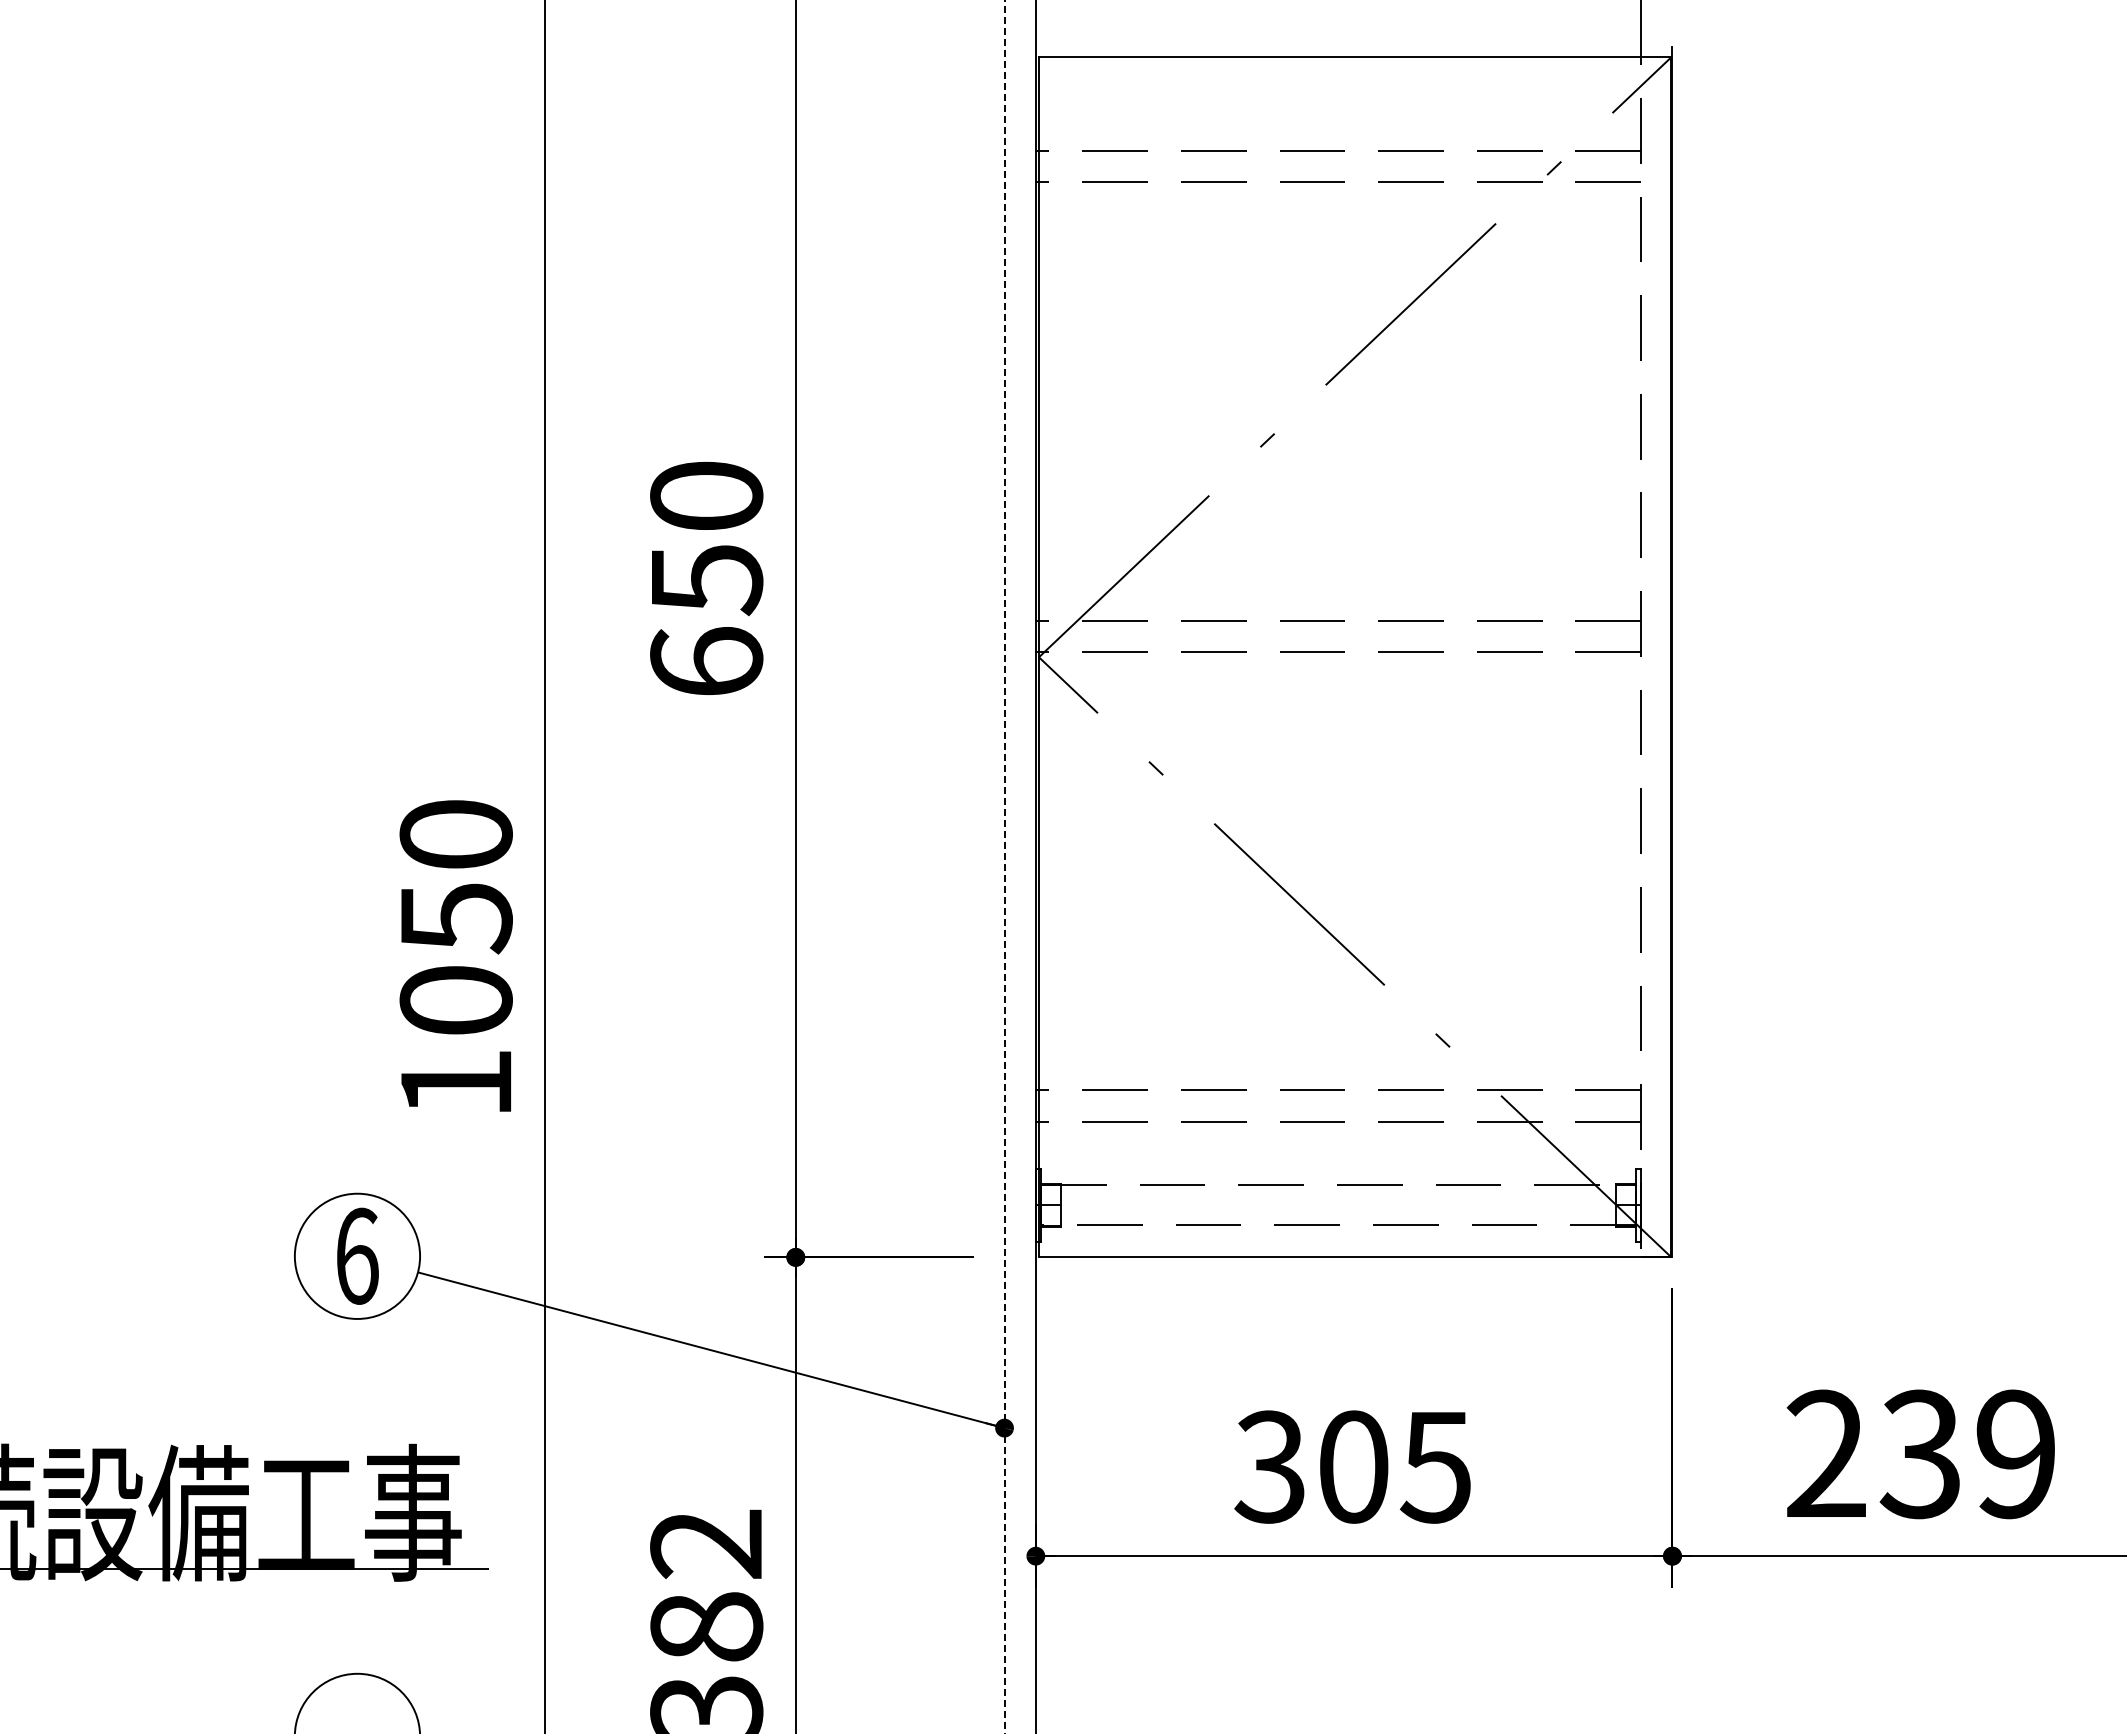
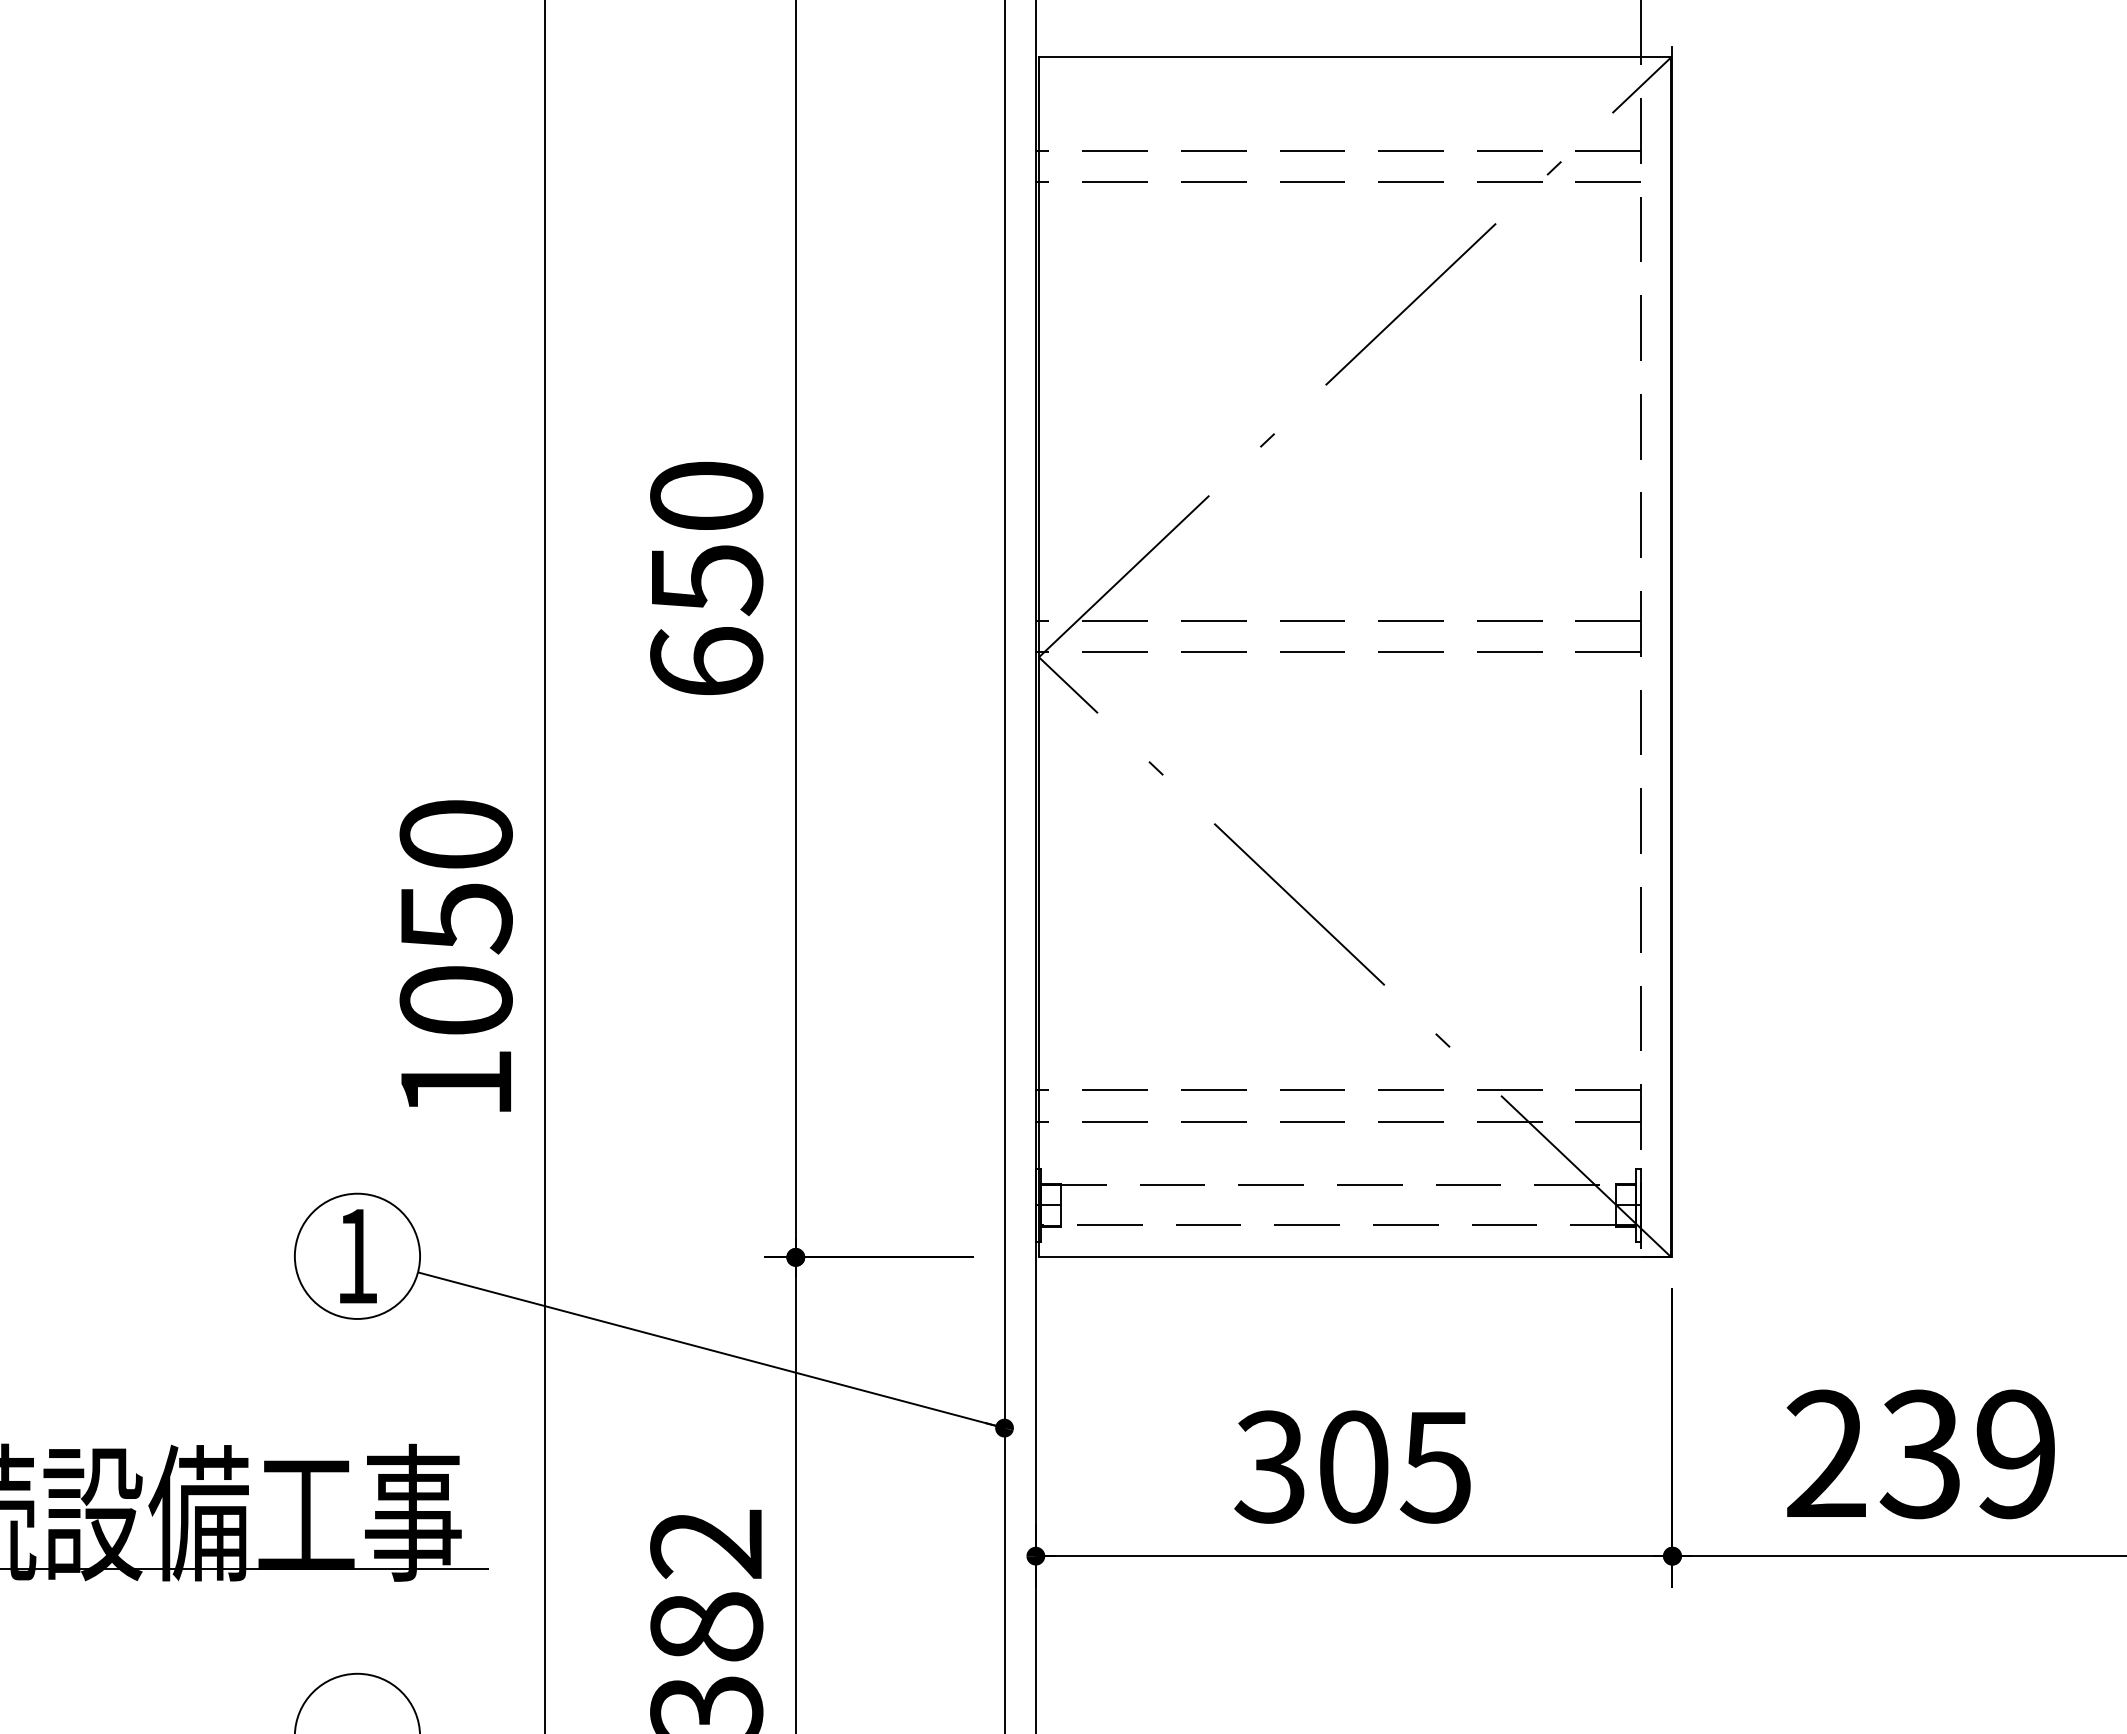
line: dashed -> solid (1004, 867)
text: 6 -> 1 (357, 1255)
